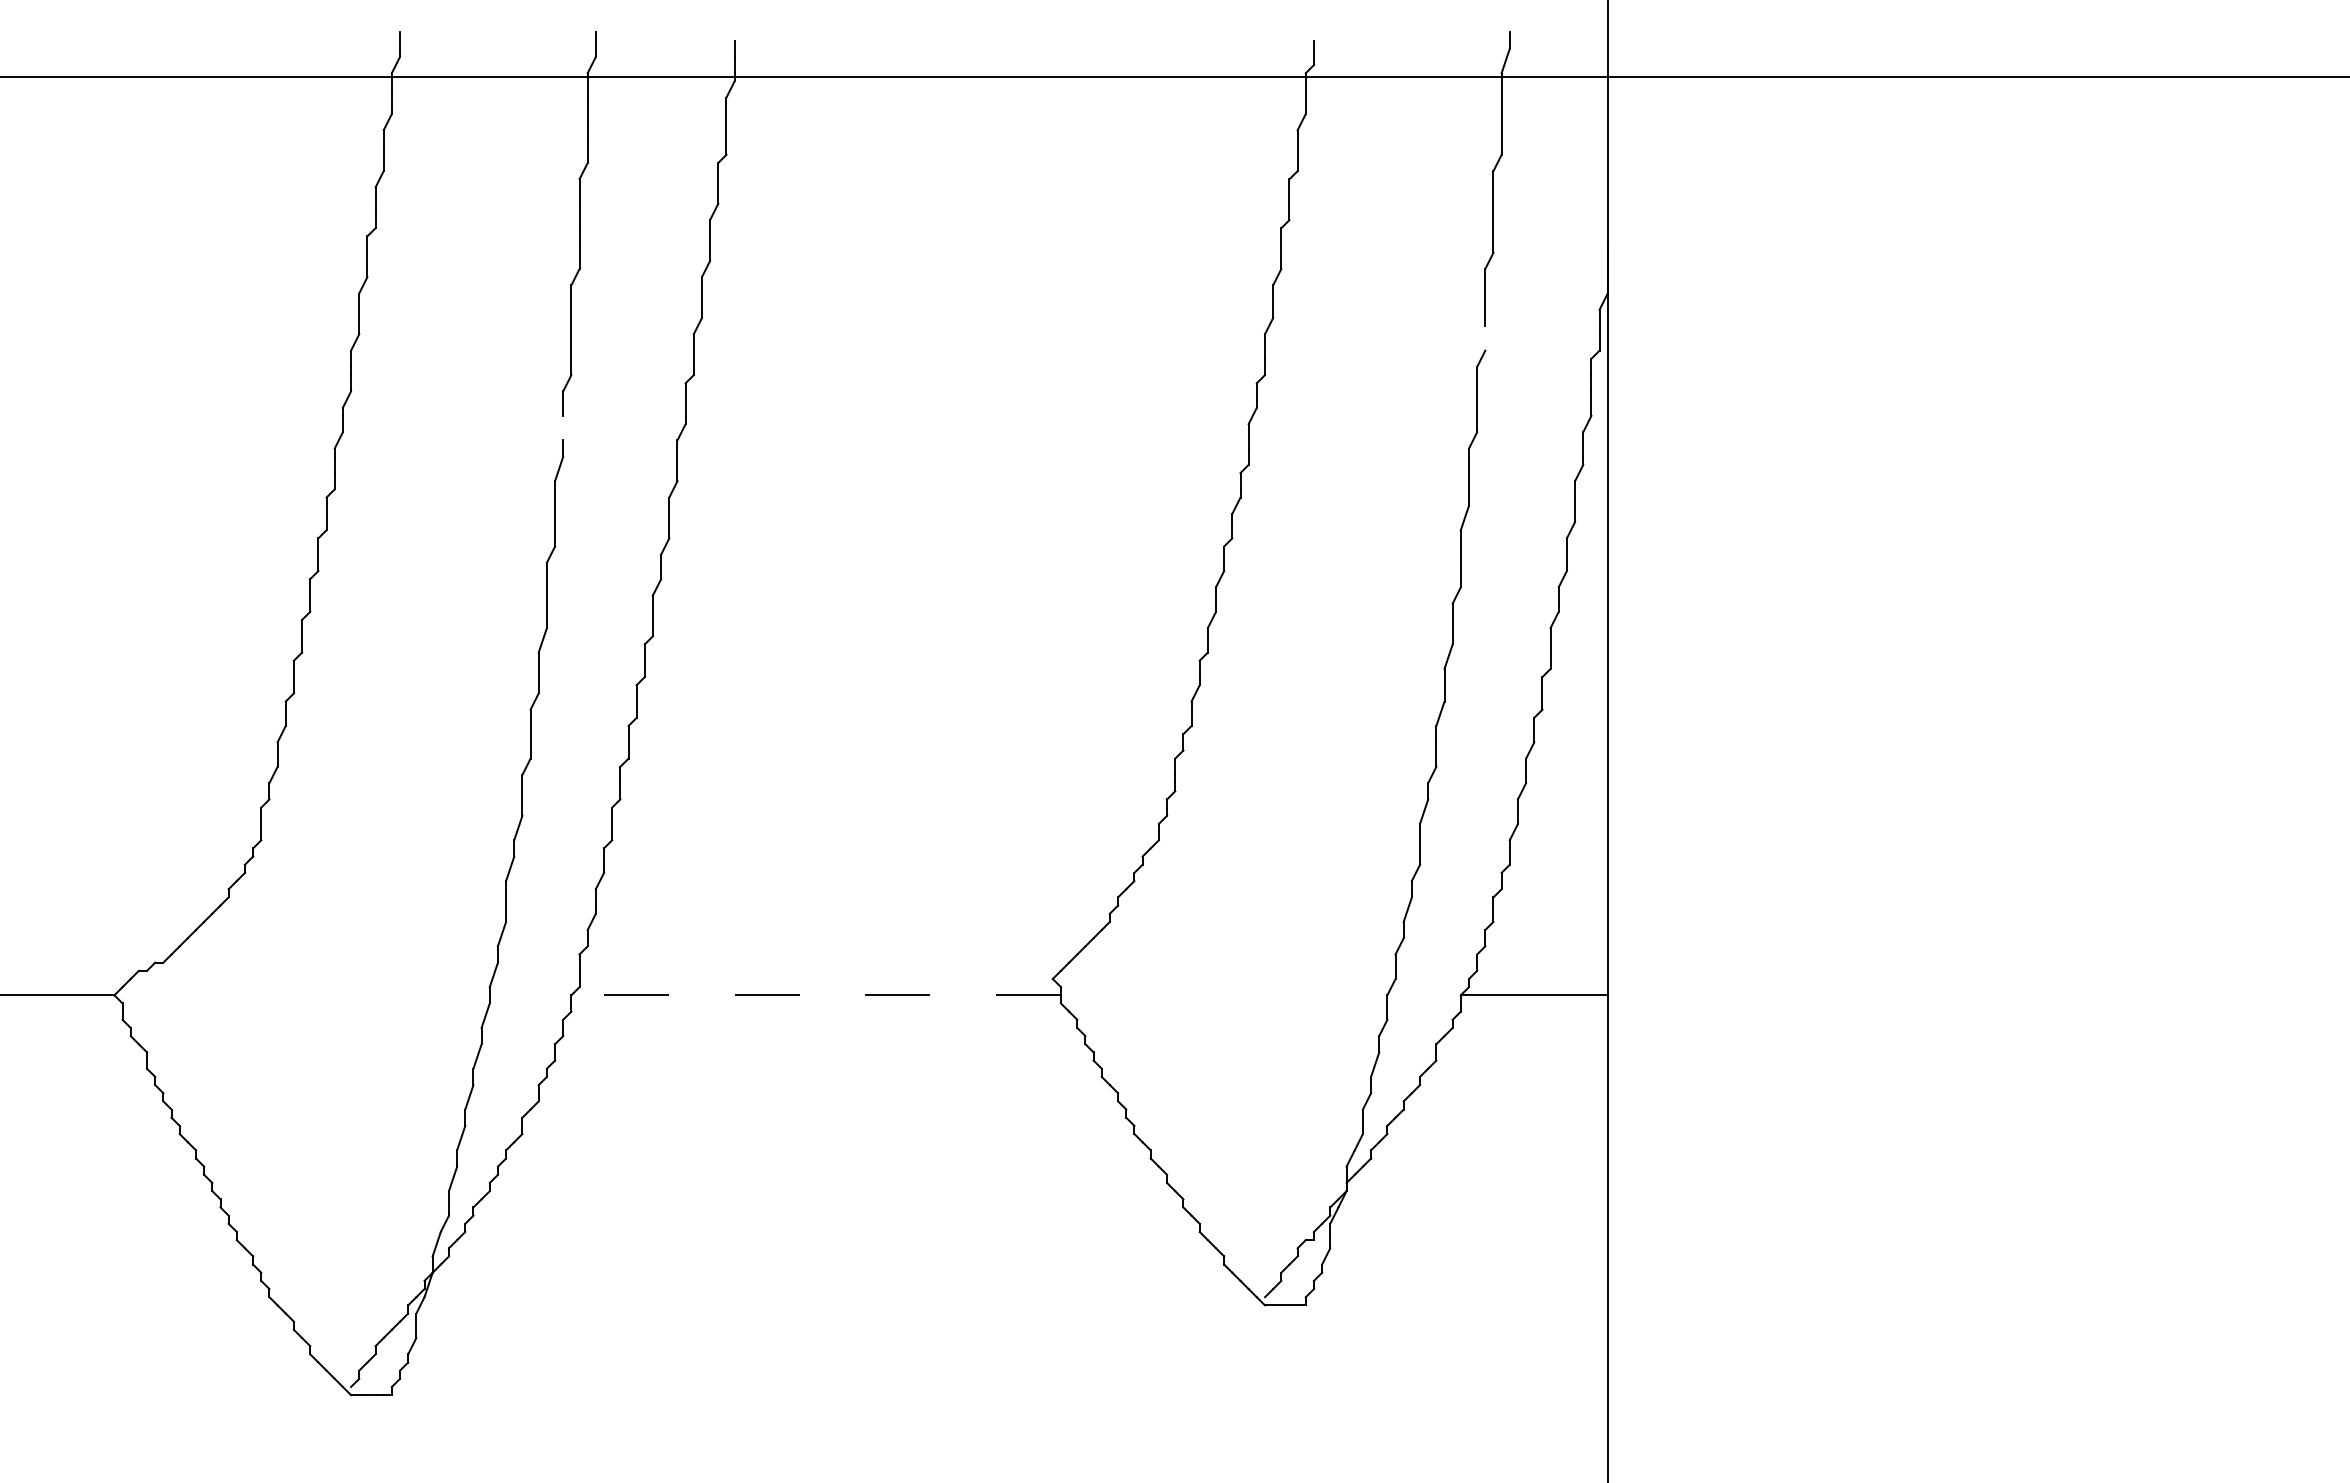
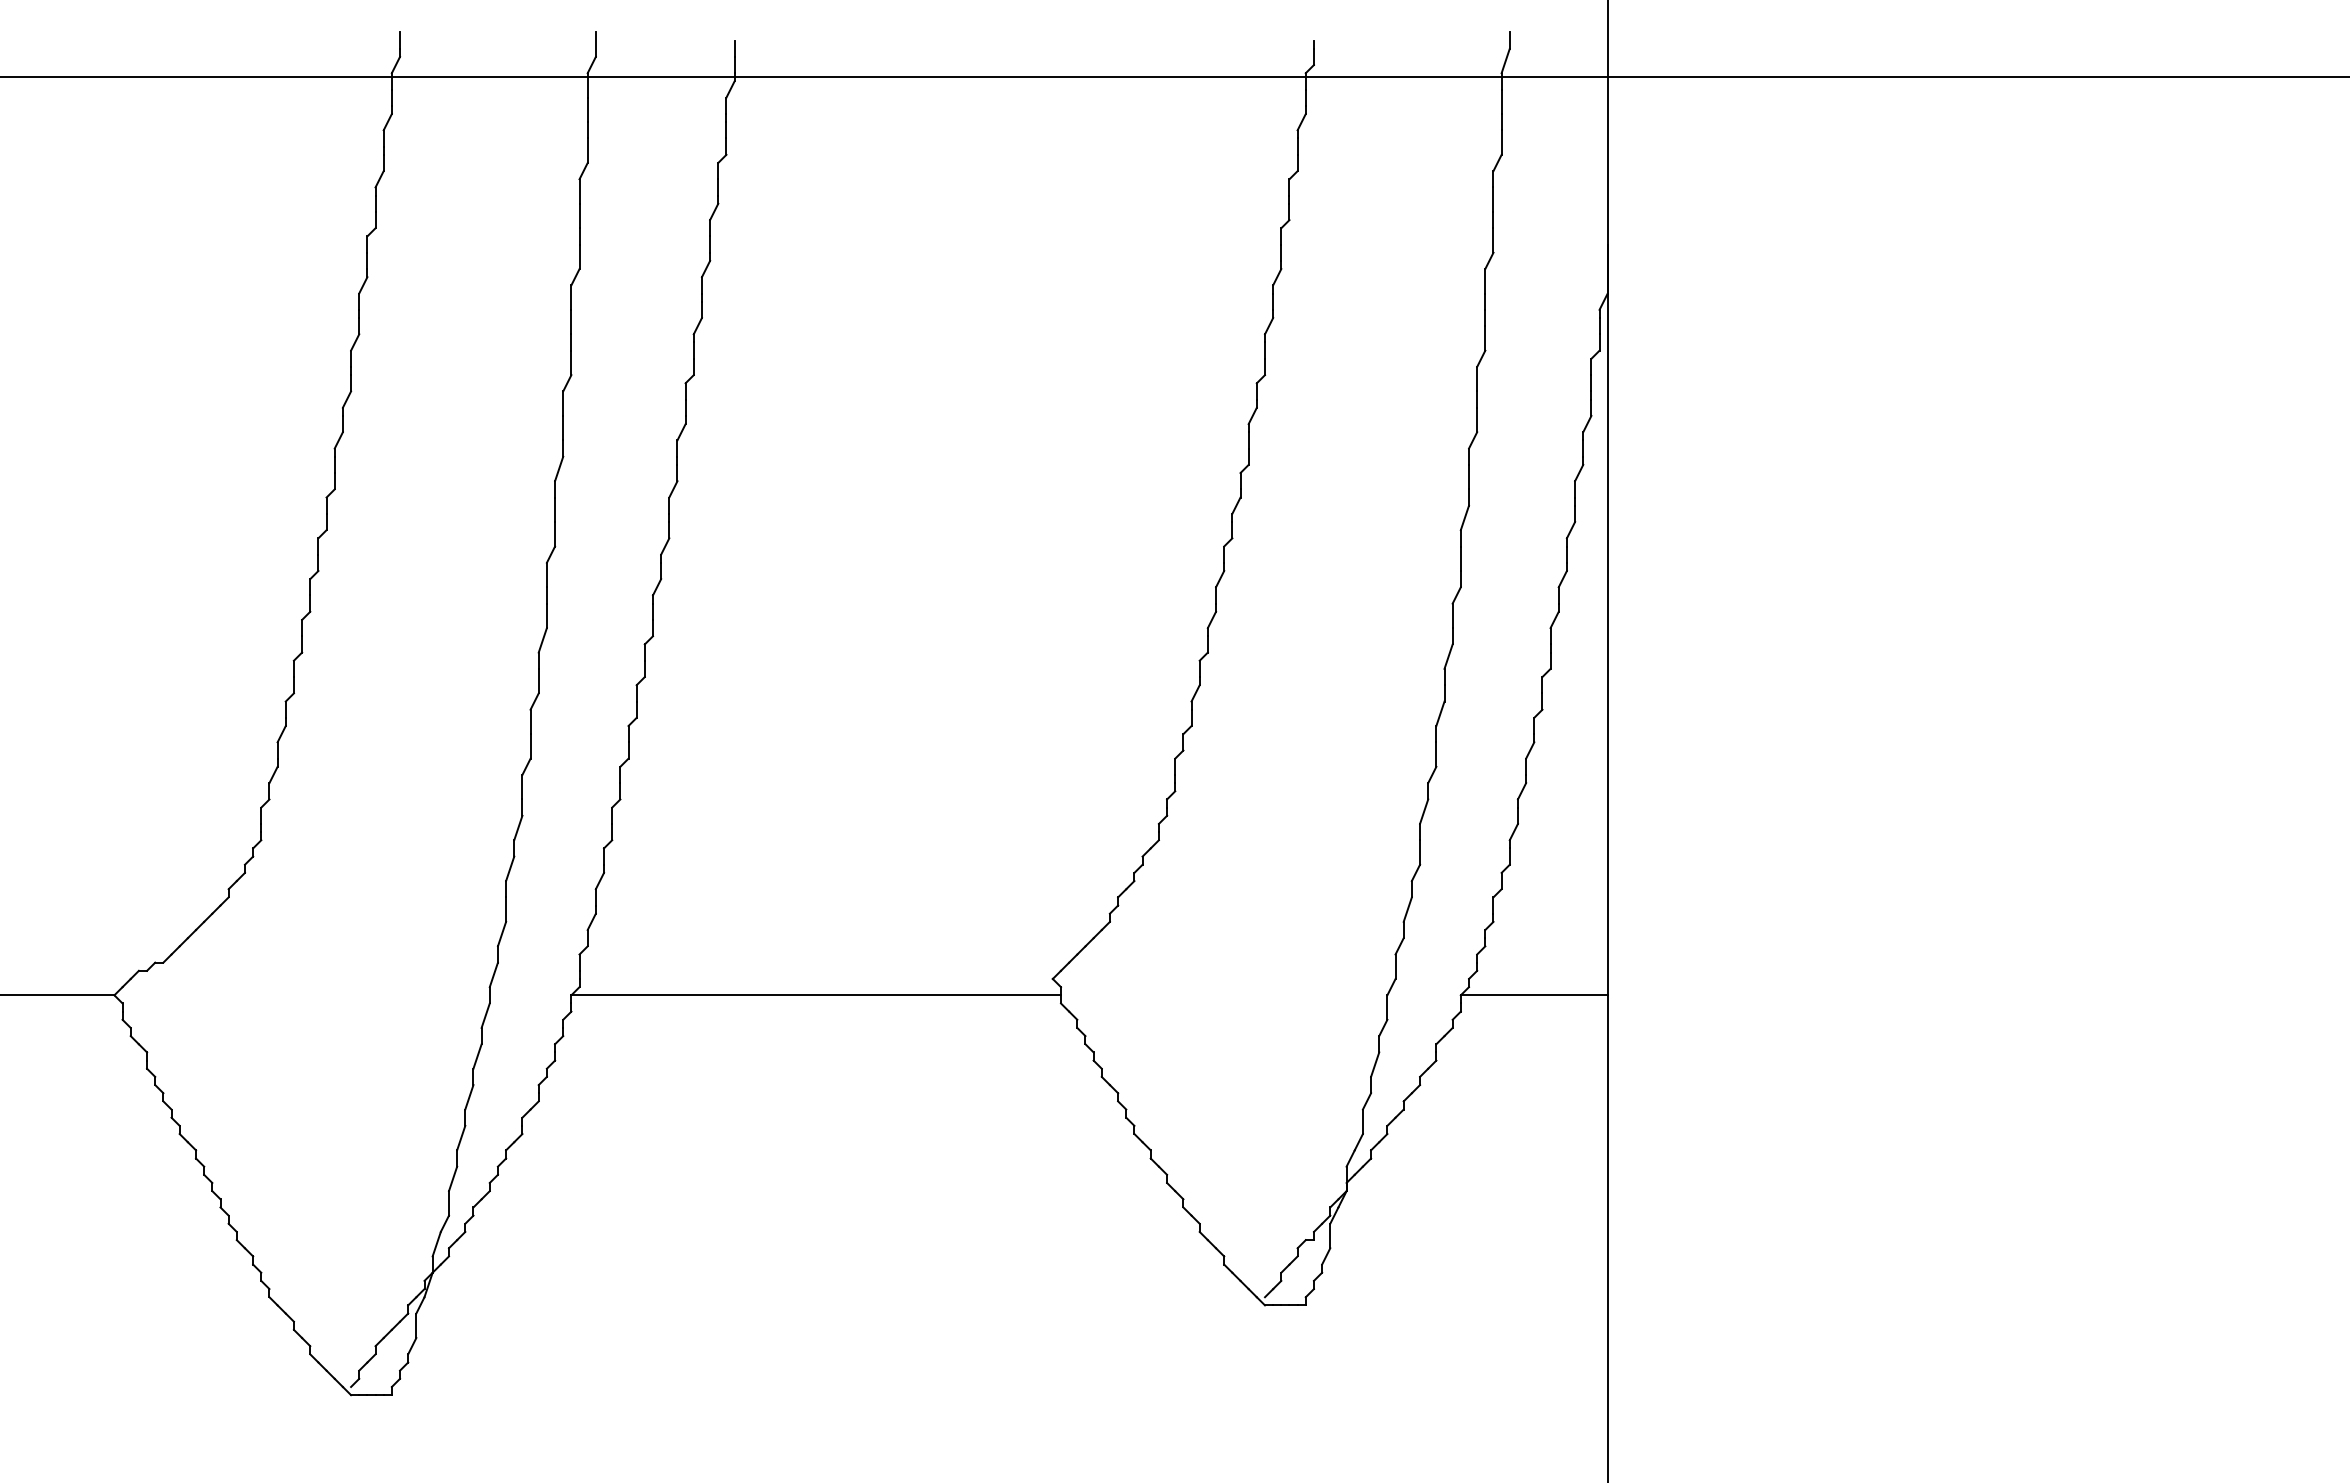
line: none -> present (1485, 338)
line: none -> present (563, 427)
line: dashed -> solid (816, 995)
